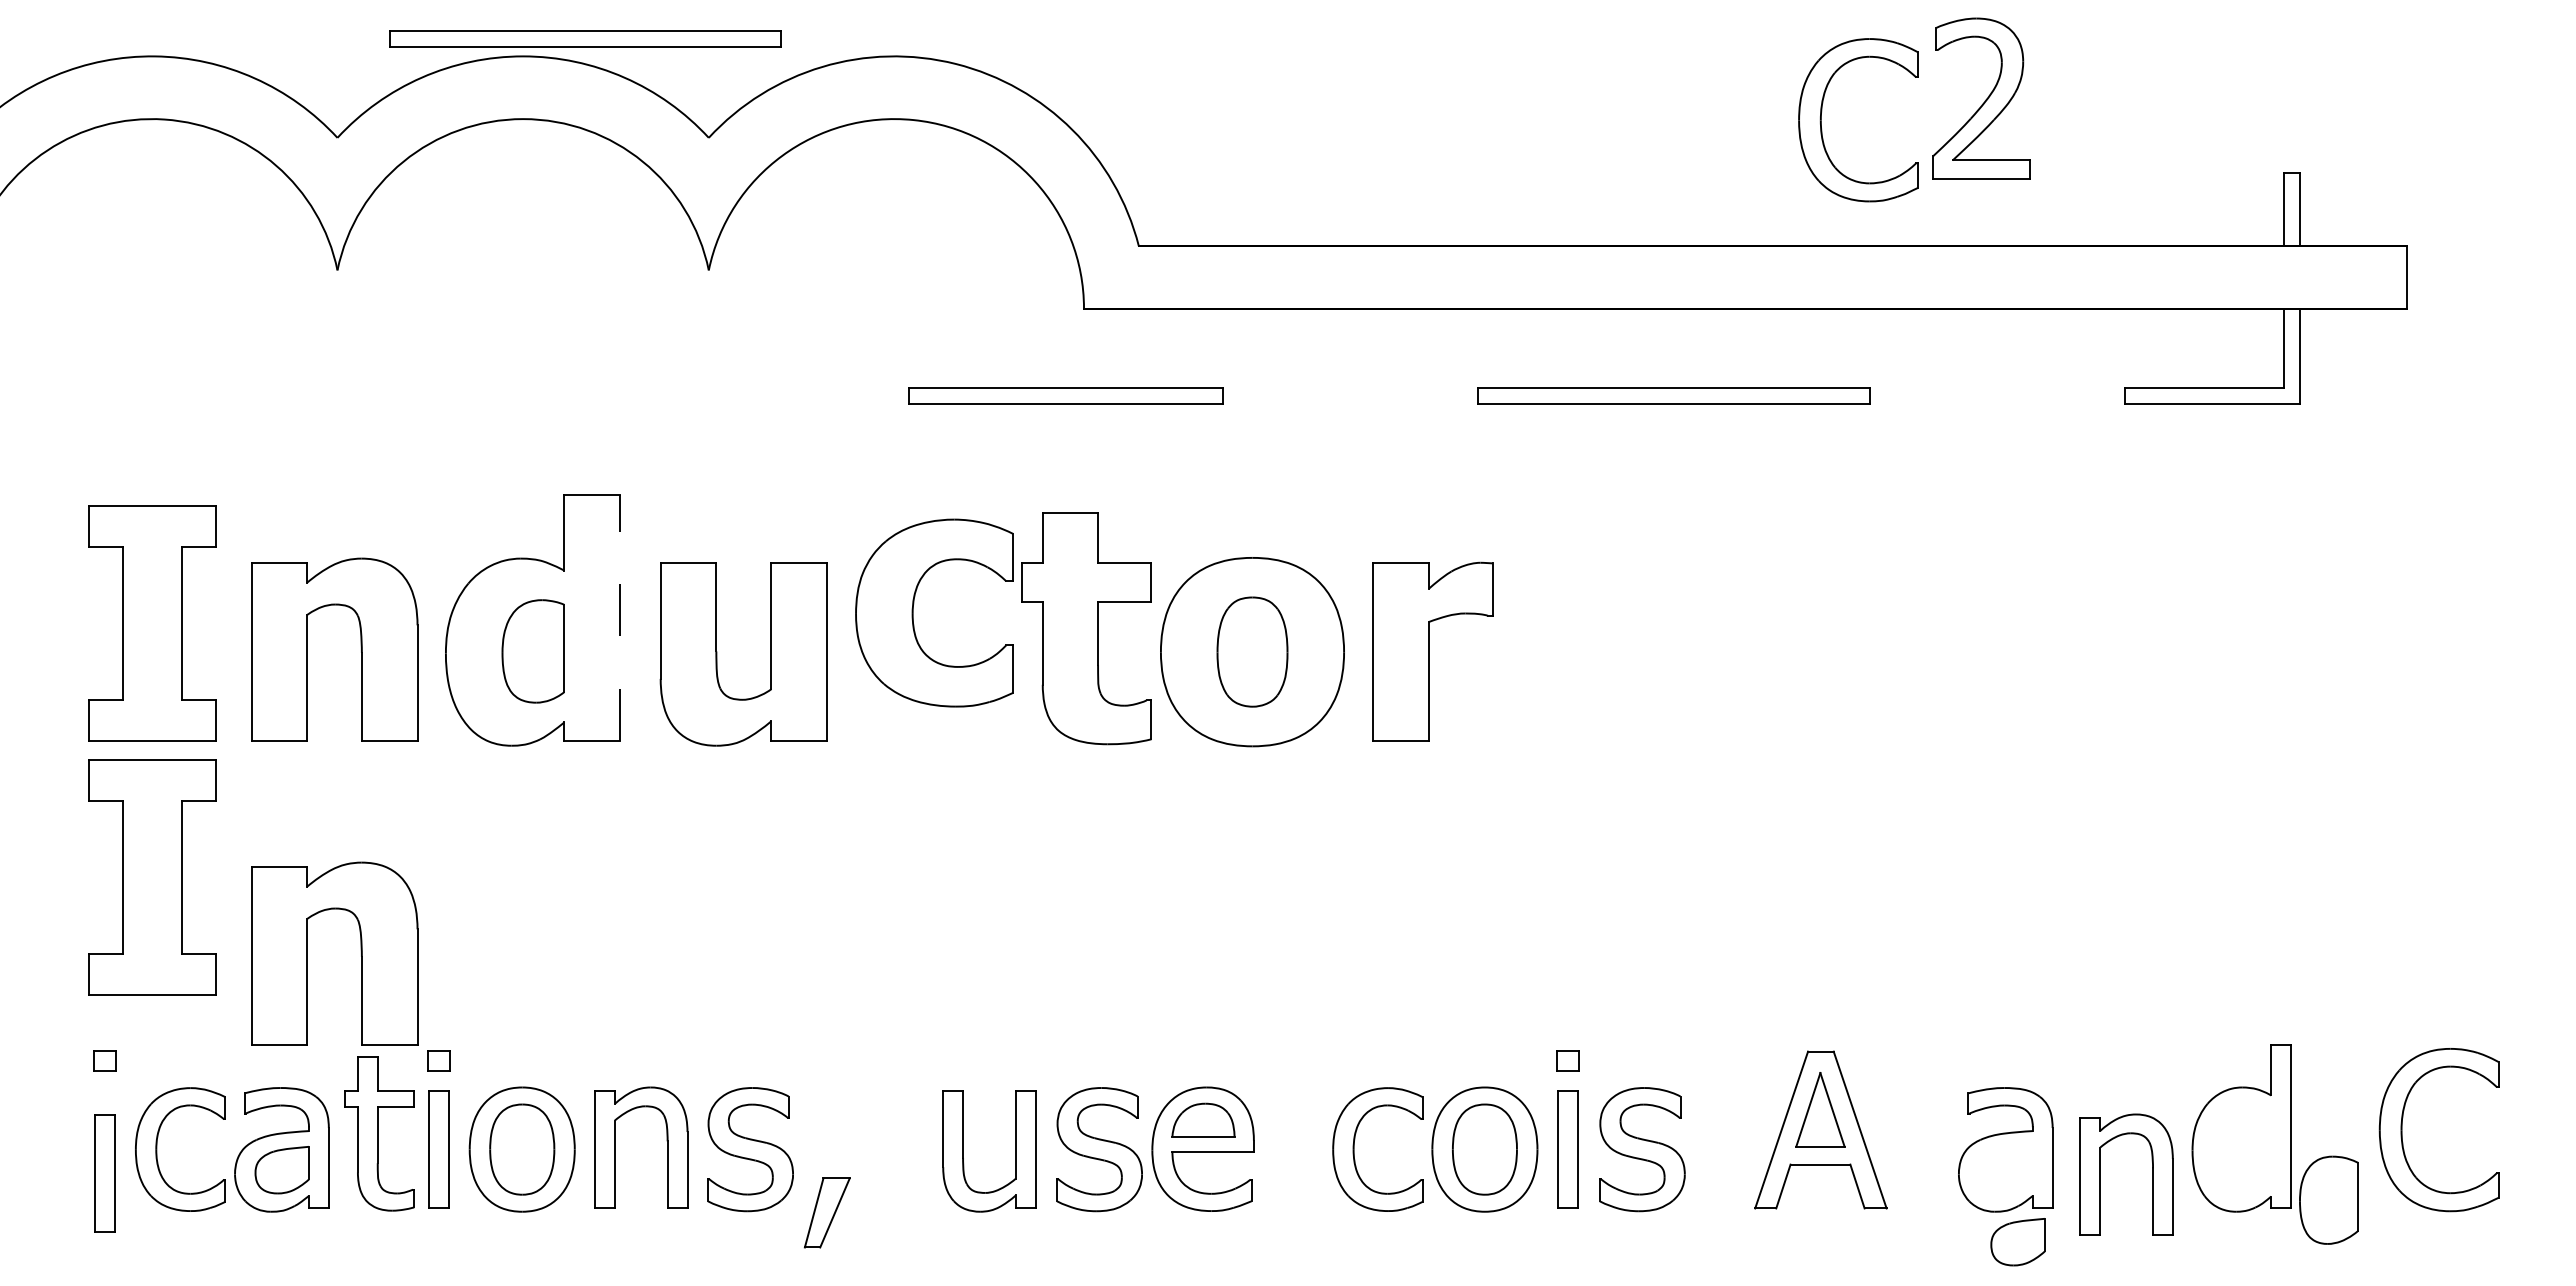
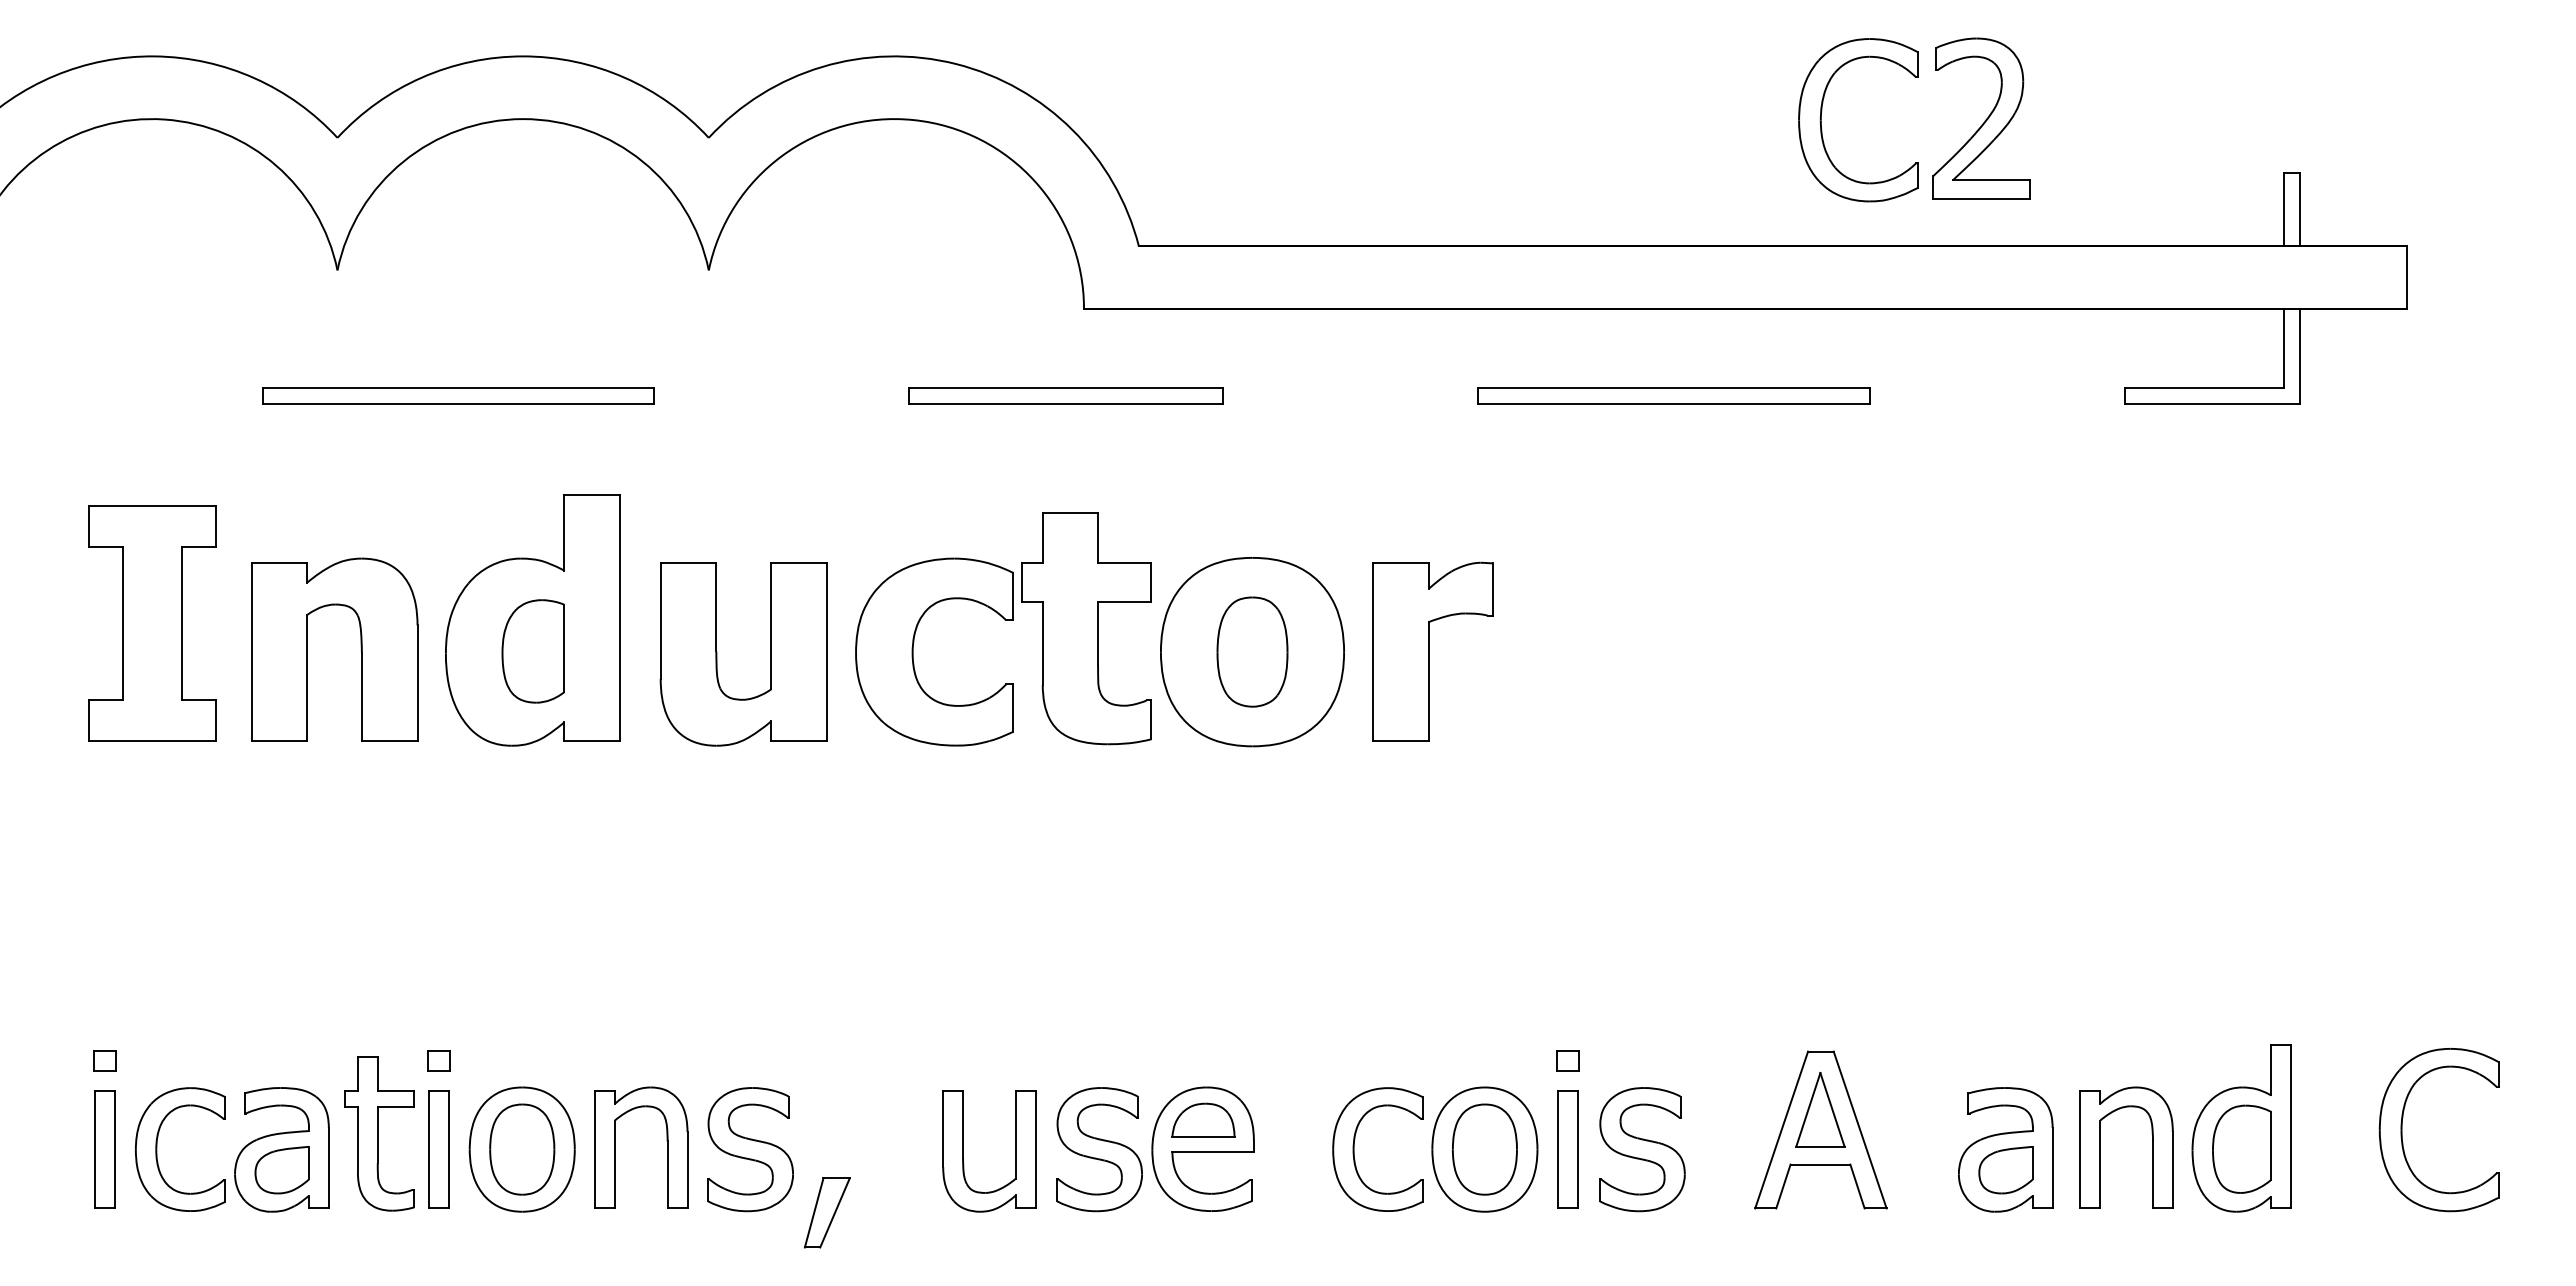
part position: (585, 38) -> (458, 395) (458, 395)
part position: (1981, 98) -> (1981, 118) (1981, 118)
part position: (913, 612) -> (913, 651) (913, 651)
line: dashed -> solid (619, 617)
part: present -> none (152, 877)
part: present -> none (360, 951)
part position: (104, 1173) -> (104, 1149) (104, 1149)
part position: (2100, 1174) -> (2100, 1147) (2100, 1147)
part position: (2328, 1199) -> (2241, 1148) (2241, 1148)
part position: (2017, 1242) -> (2005, 1170) (2005, 1170)
